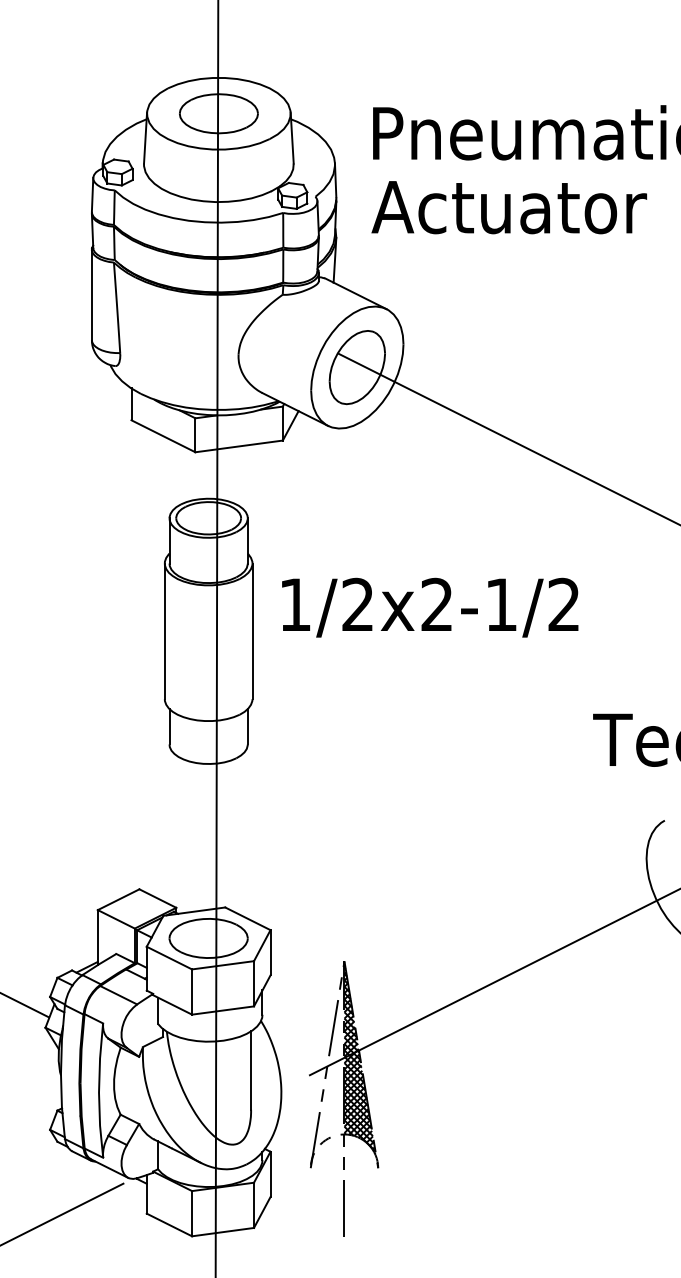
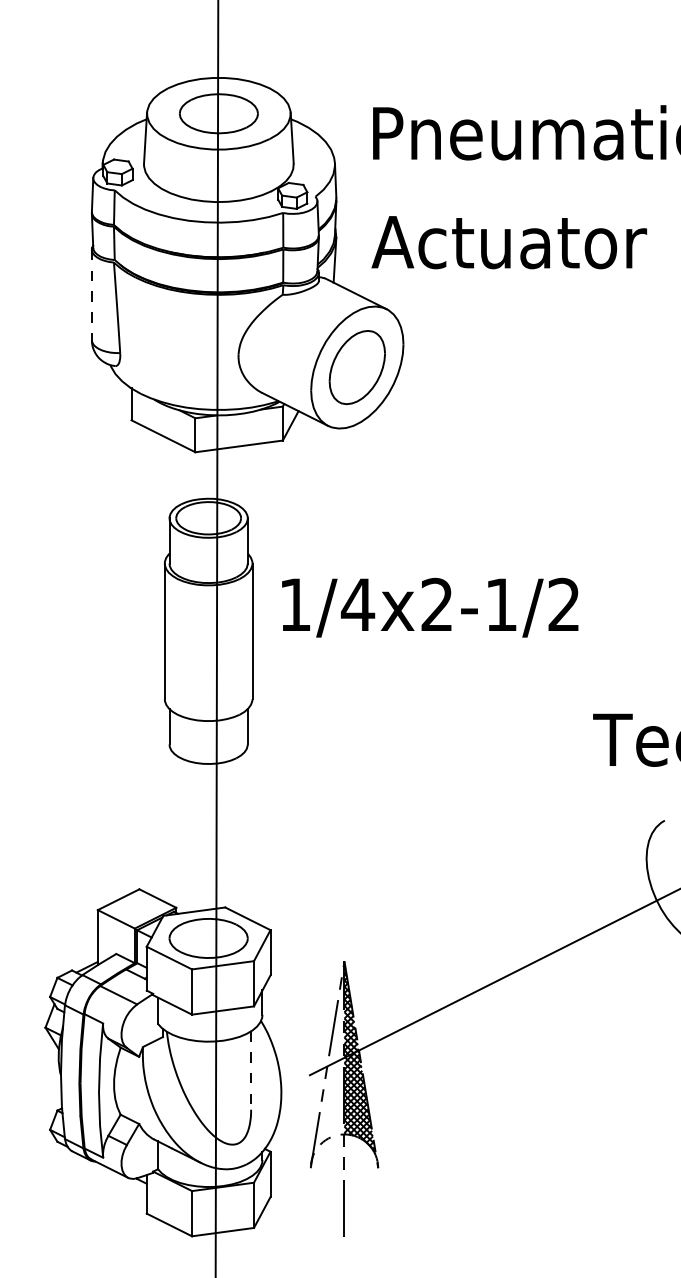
text position: (509, 207) -> (509, 242) (509, 242)
line: solid -> dashed (91, 295)
line: present -> none (507, 438)
text: 1/2x2-1/2 -> 1/4x2-1/2 (357, 603)
line: present -> none (25, 1005)
line: solid -> dashed (251, 1070)
line: present -> none (63, 1213)
